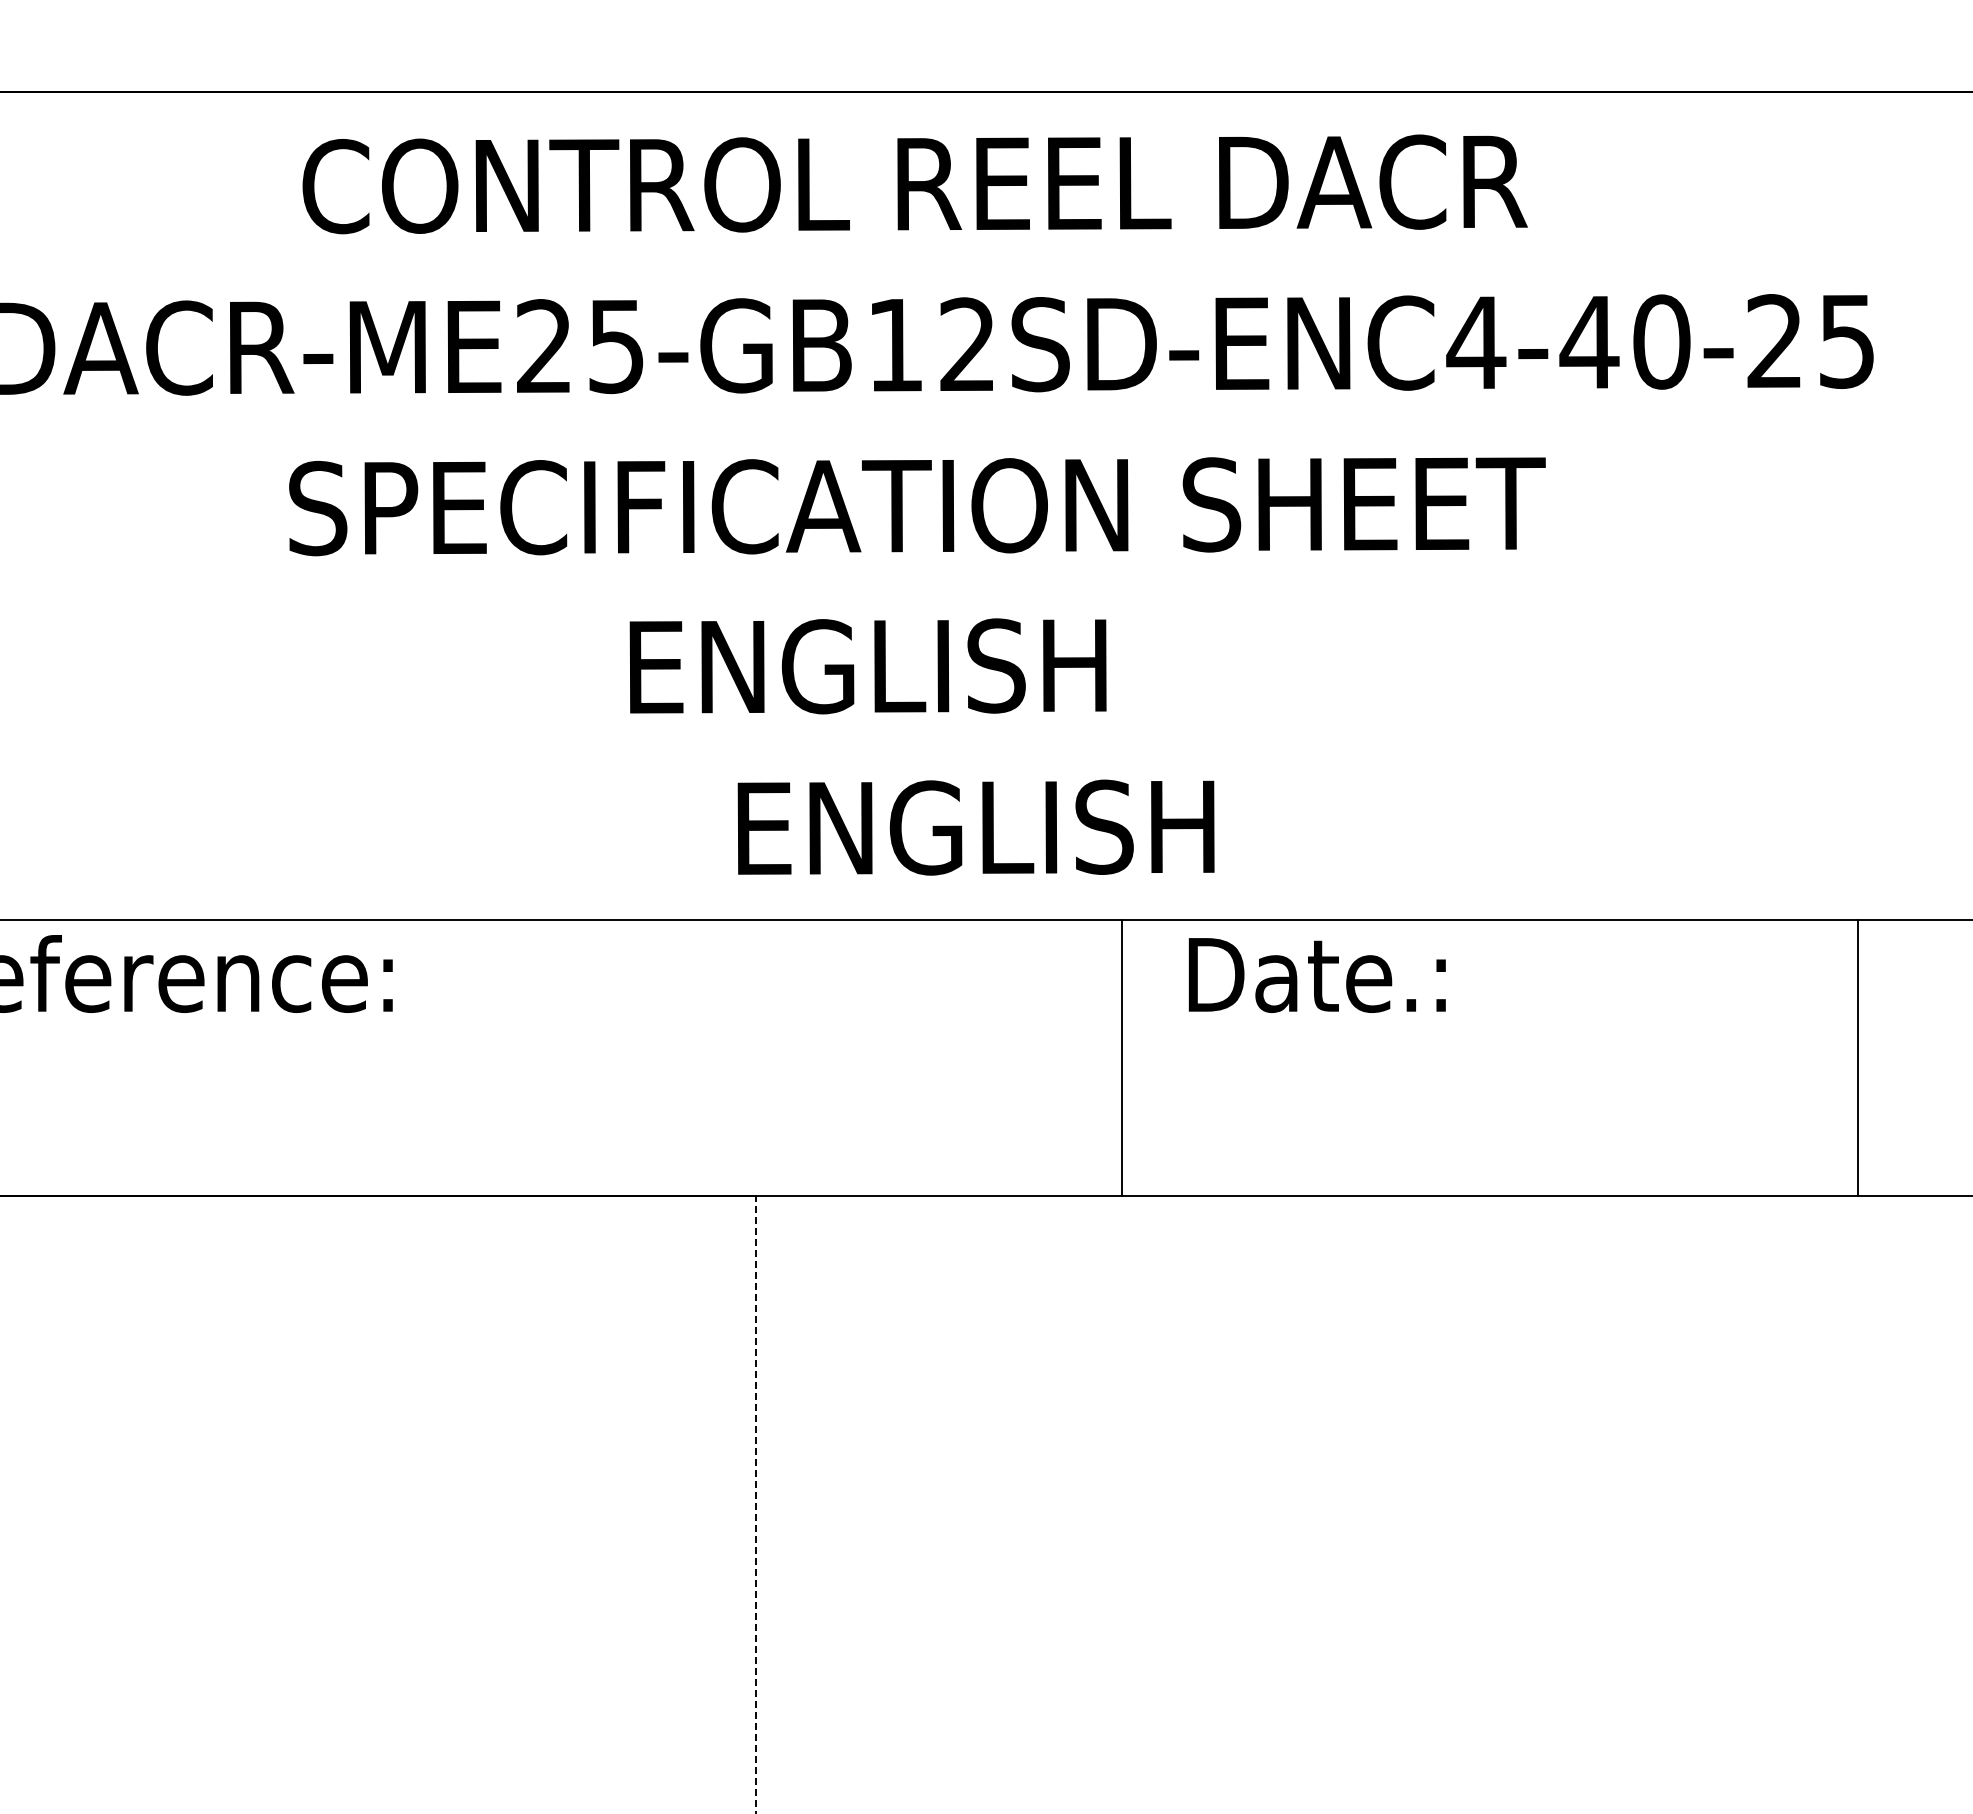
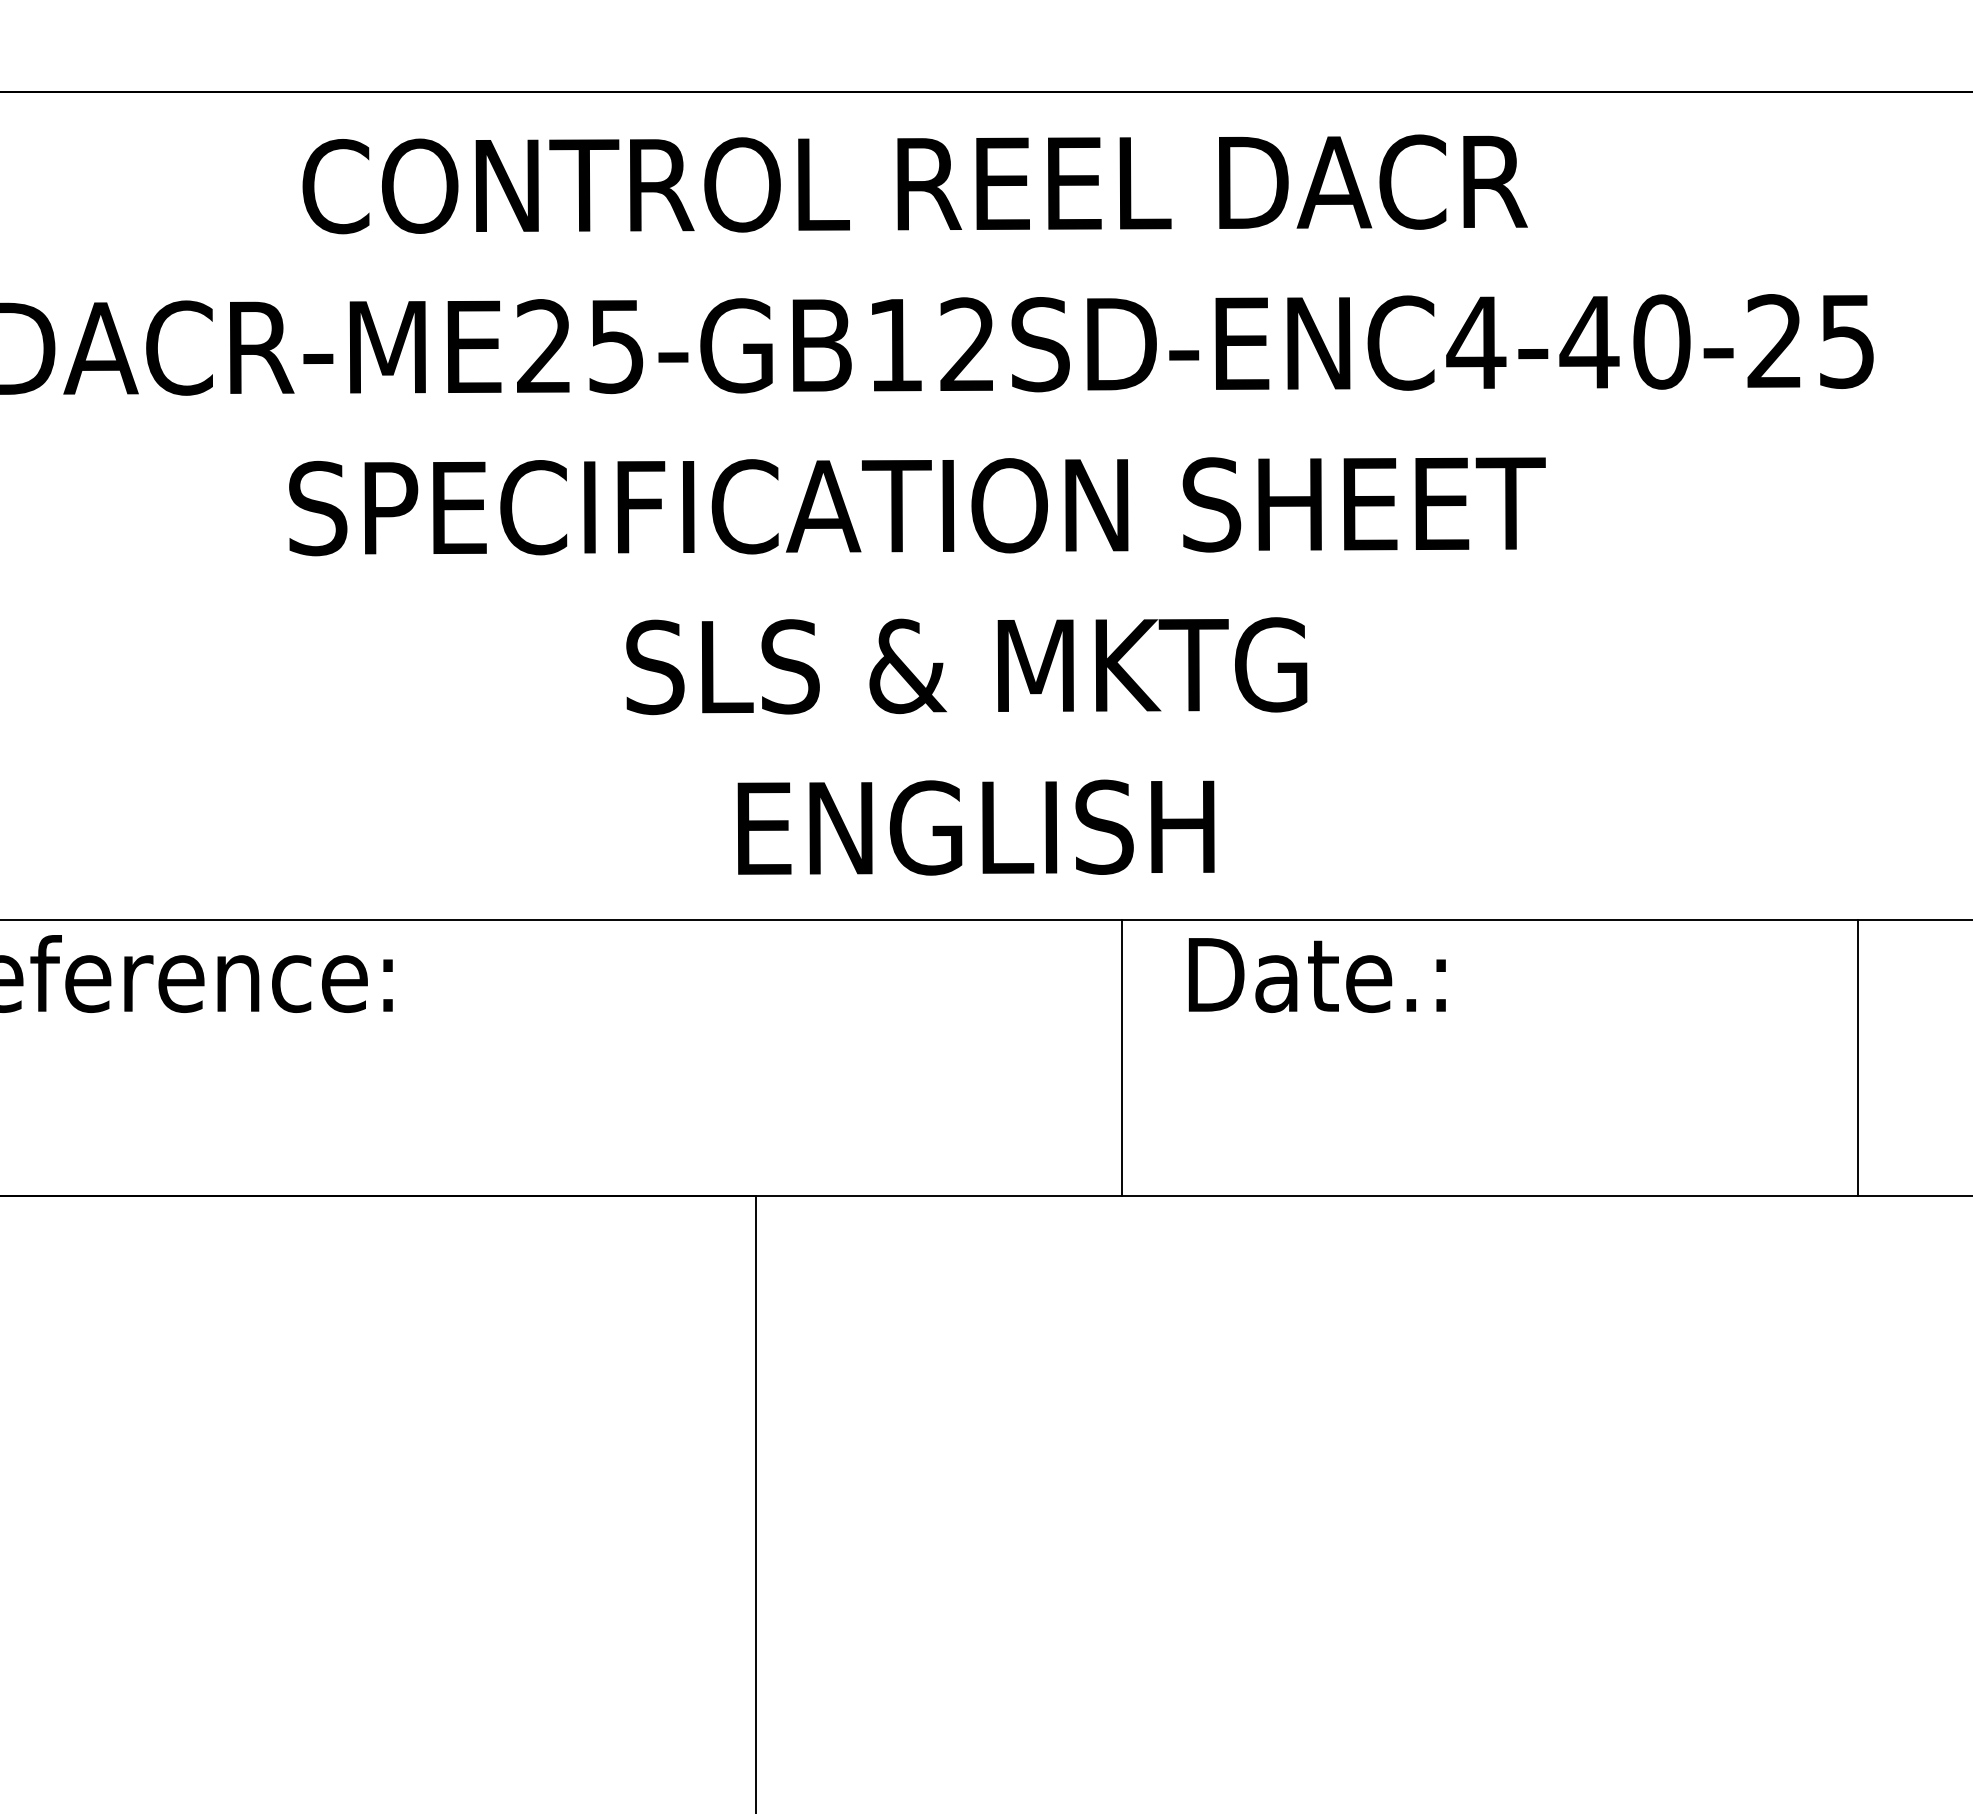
text: ENGLISH -> SLS & MKTG (966, 666)
line: dashed -> solid (755, 1504)
